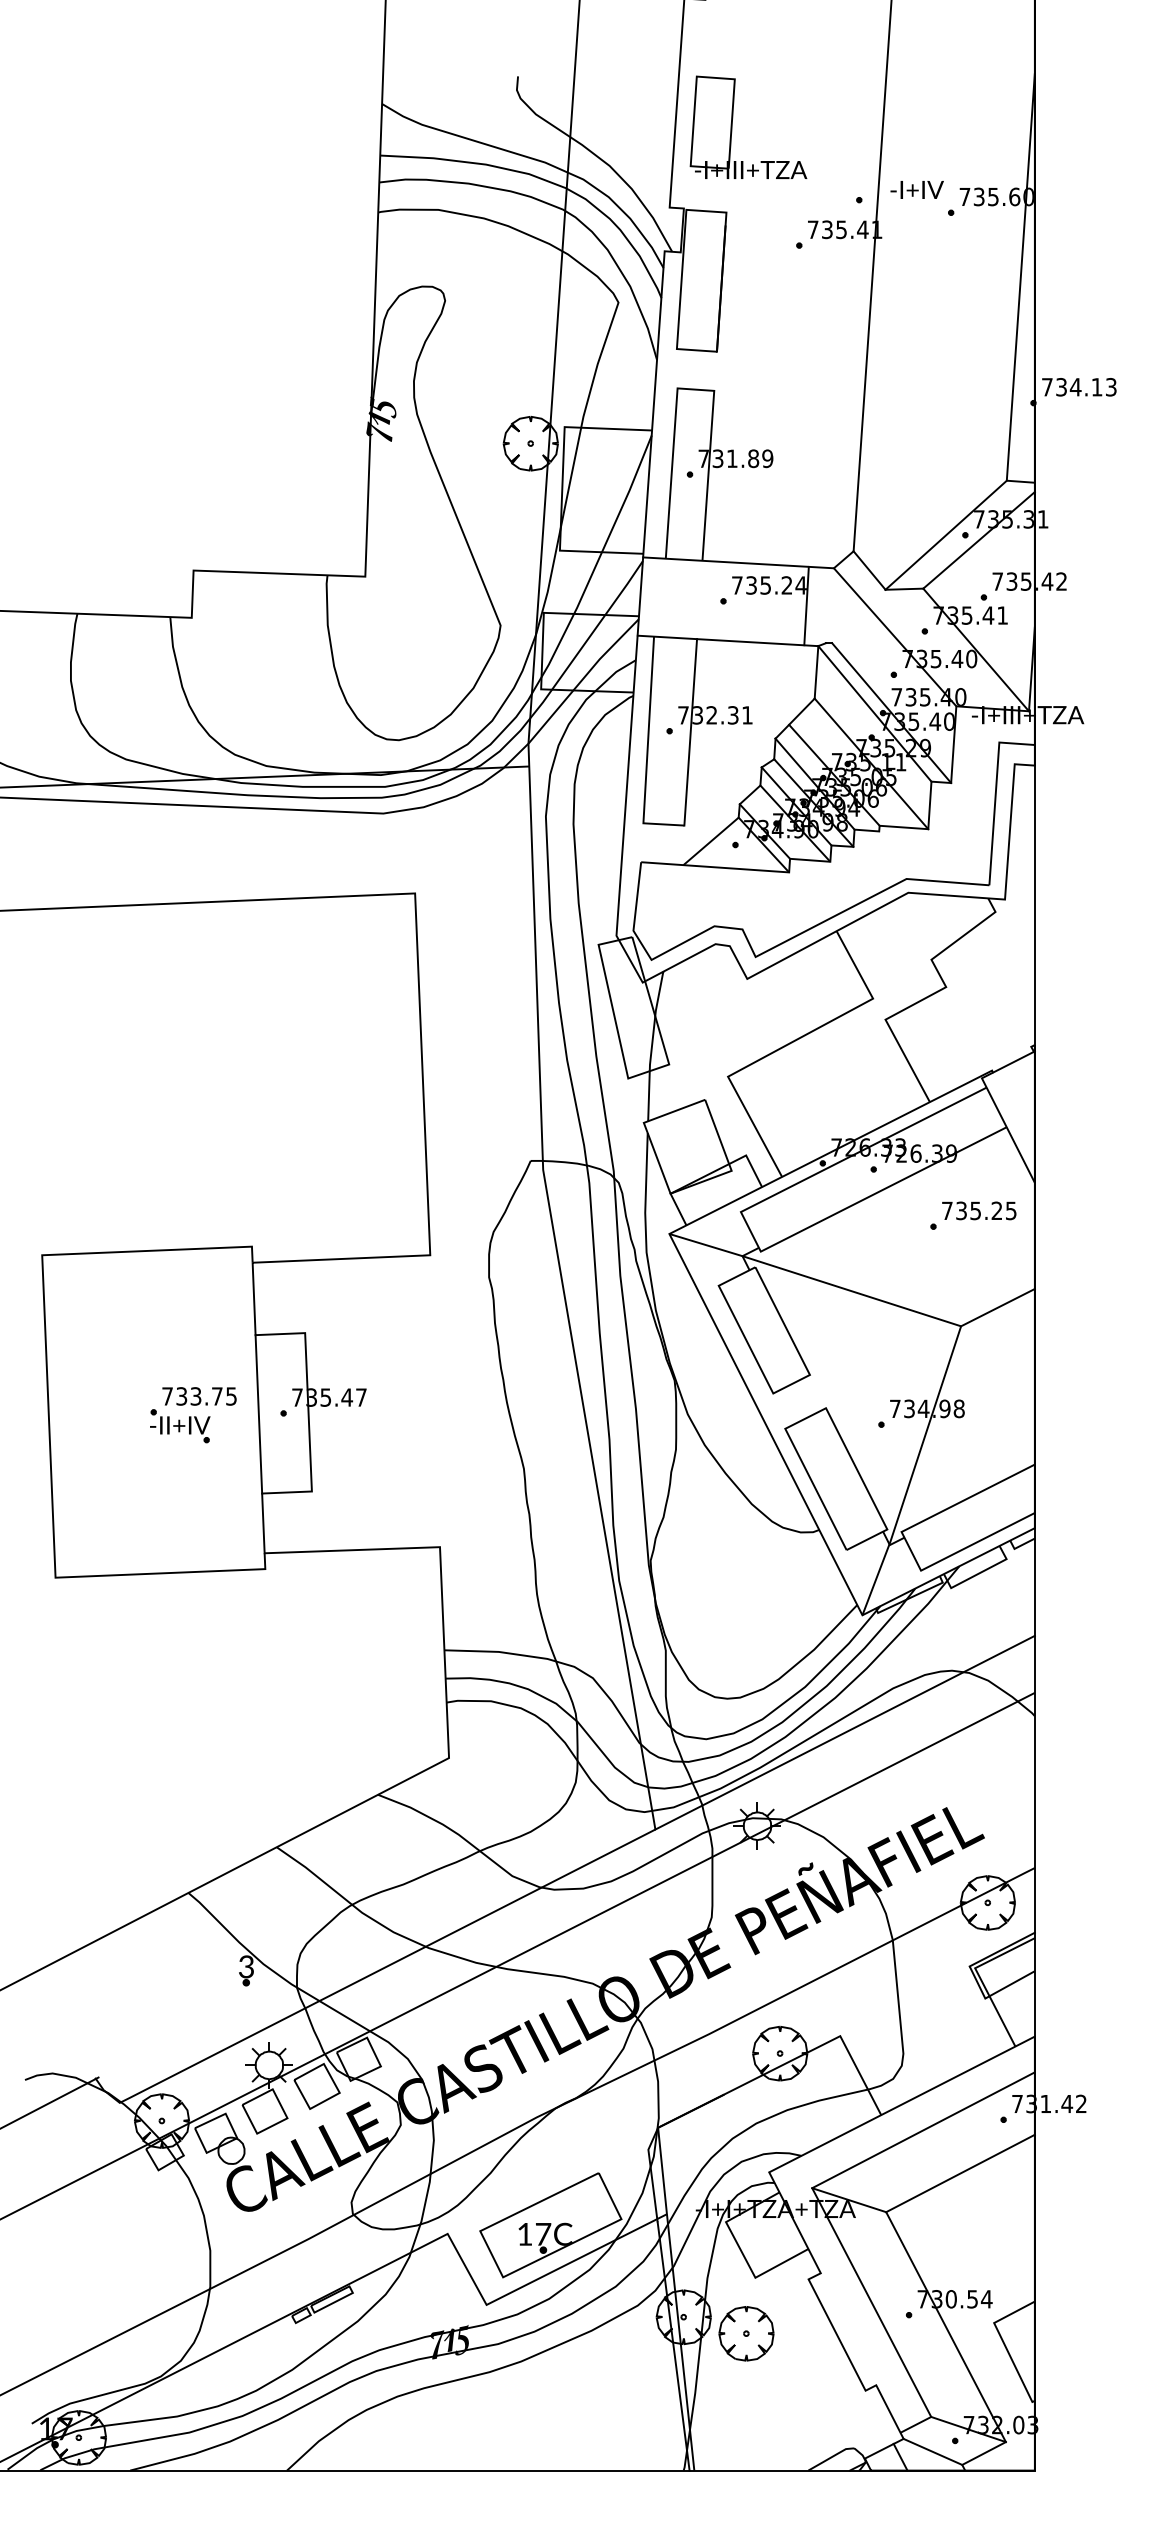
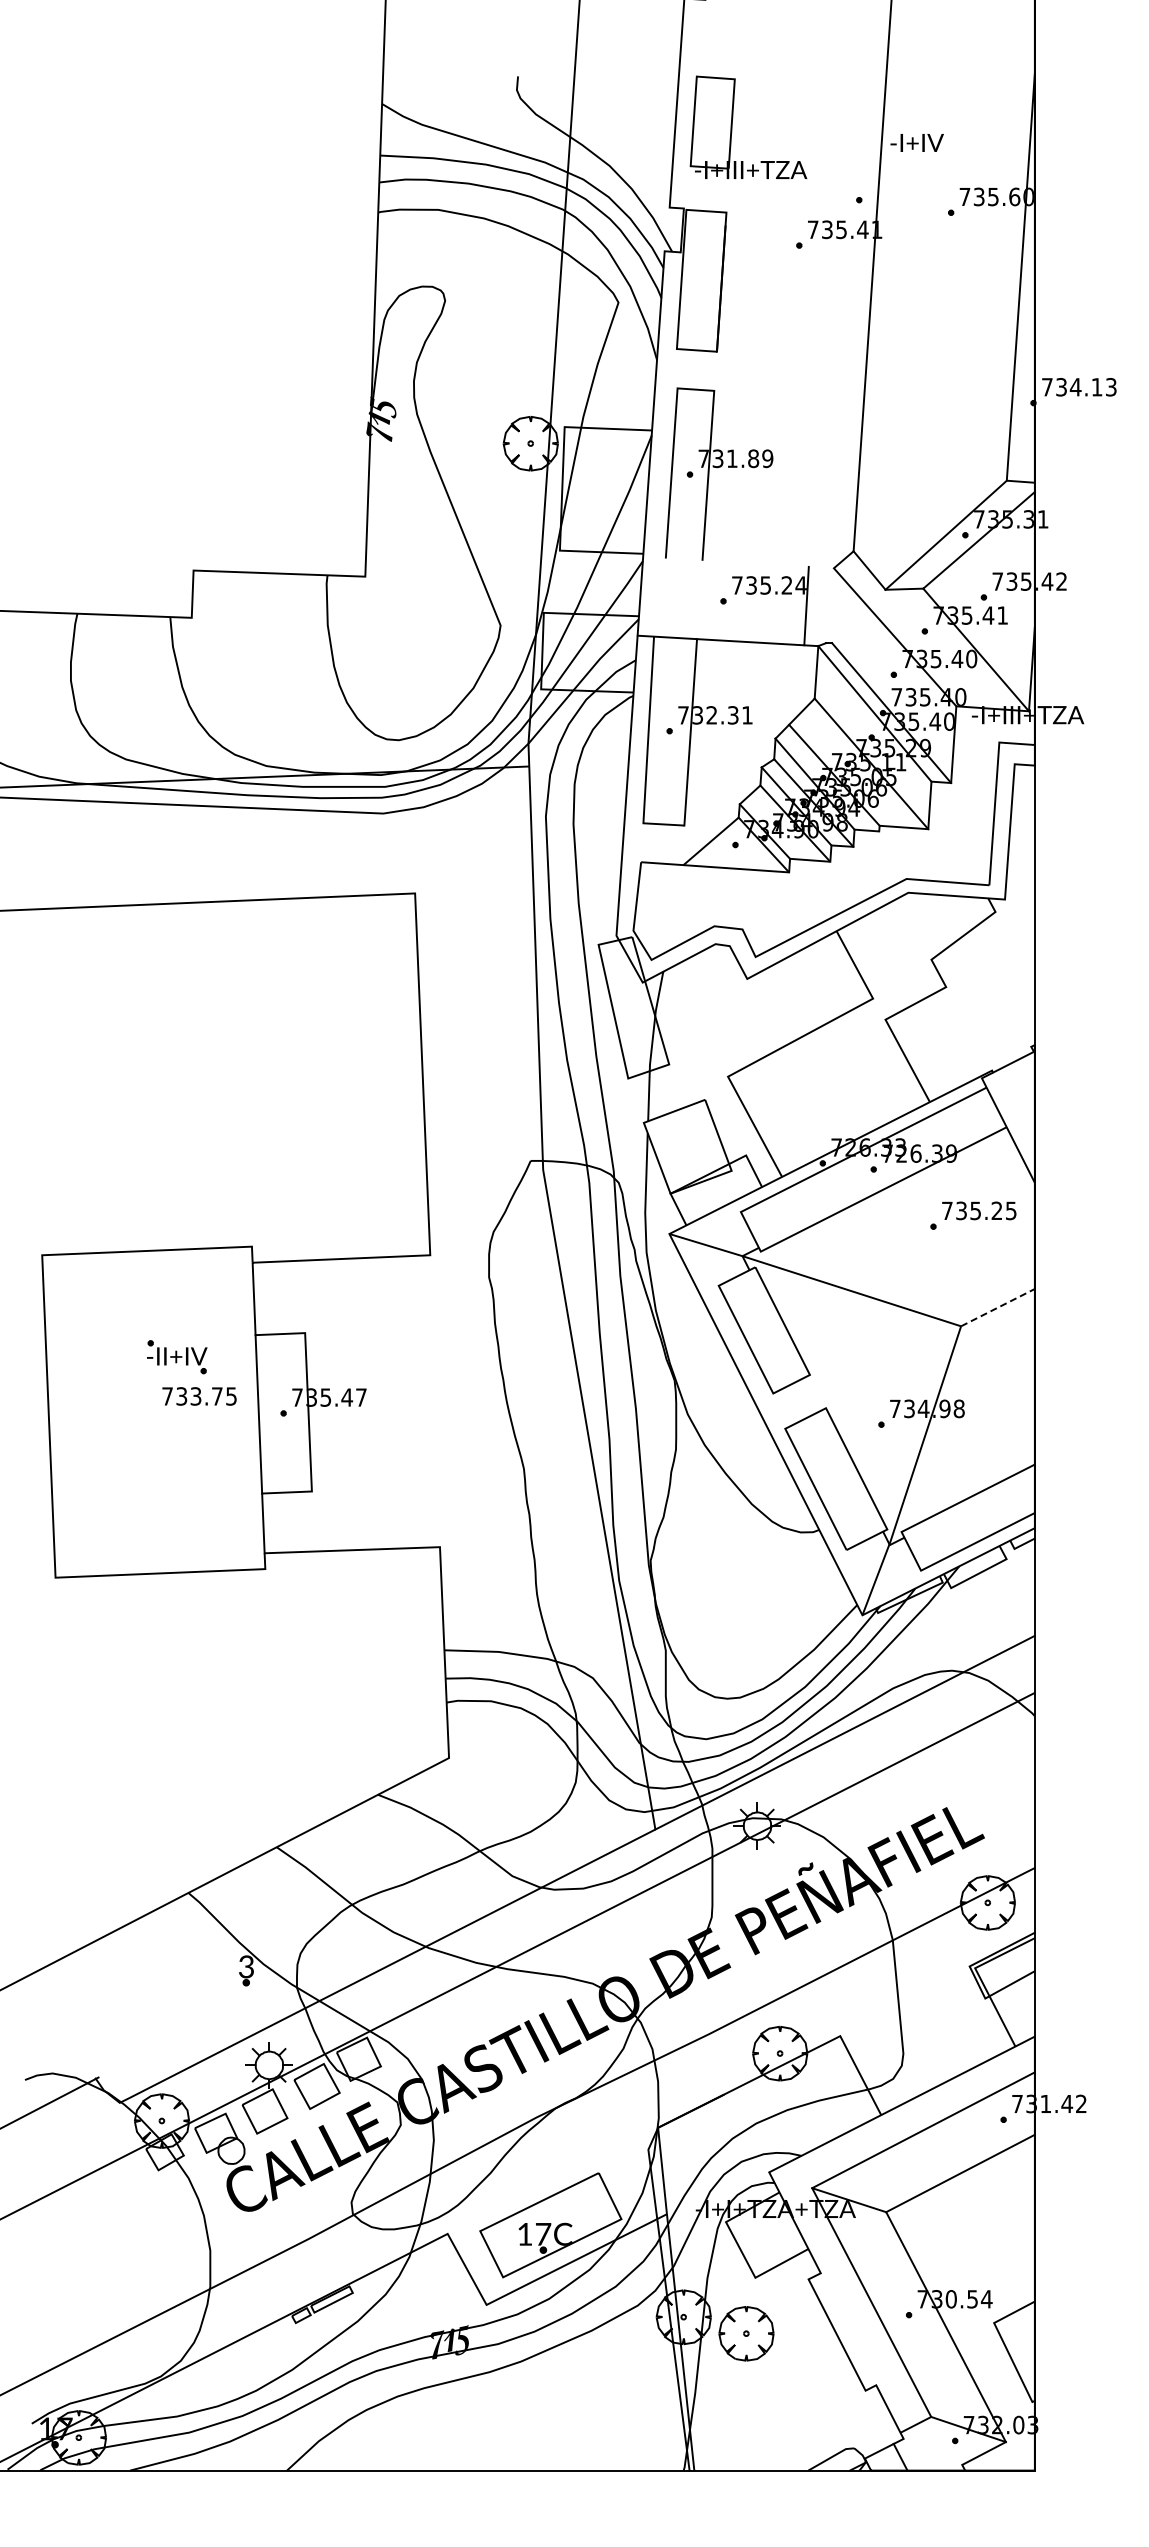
text position: (916, 189) -> (916, 142) (916, 142)
line: present -> none (738, 562)
line: solid -> dashed (998, 1307)
part position: (180, 1426) -> (177, 1357) (177, 1357)
line: present -> none (932, 2451)
